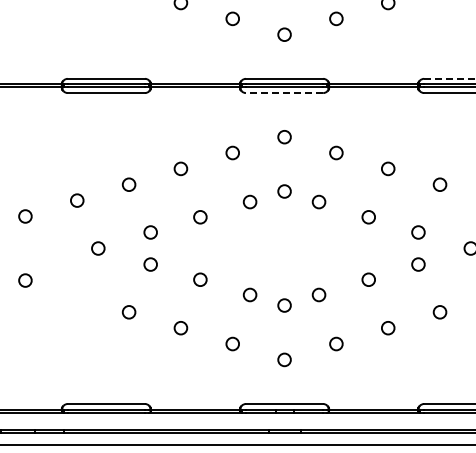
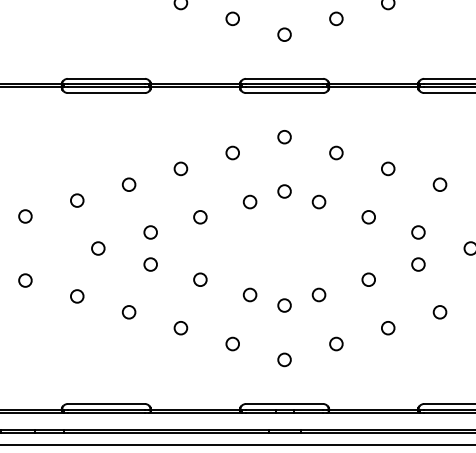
line: dashed -> solid (449, 78)
line: dashed -> solid (284, 93)
circle: none -> present (77, 296)
